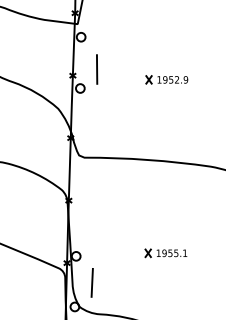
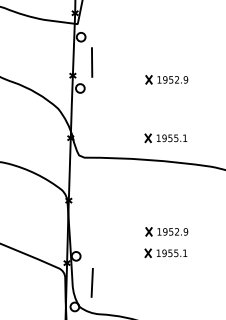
line position: (97, 69) -> (92, 62) (92, 62)
part: none -> present (165, 138)
part: none -> present (166, 231)
